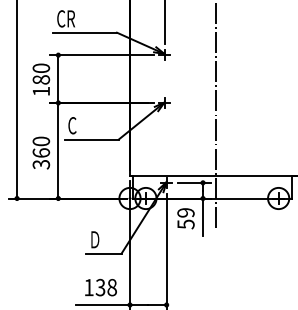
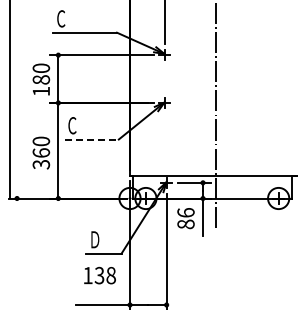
text: CR -> C (71, 18)
line position: (17, 99) -> (10, 99) (10, 99)
line: solid -> dashed (92, 139)
text: 59 -> 86 (185, 218)
text position: (100, 287) -> (99, 275) (99, 275)
